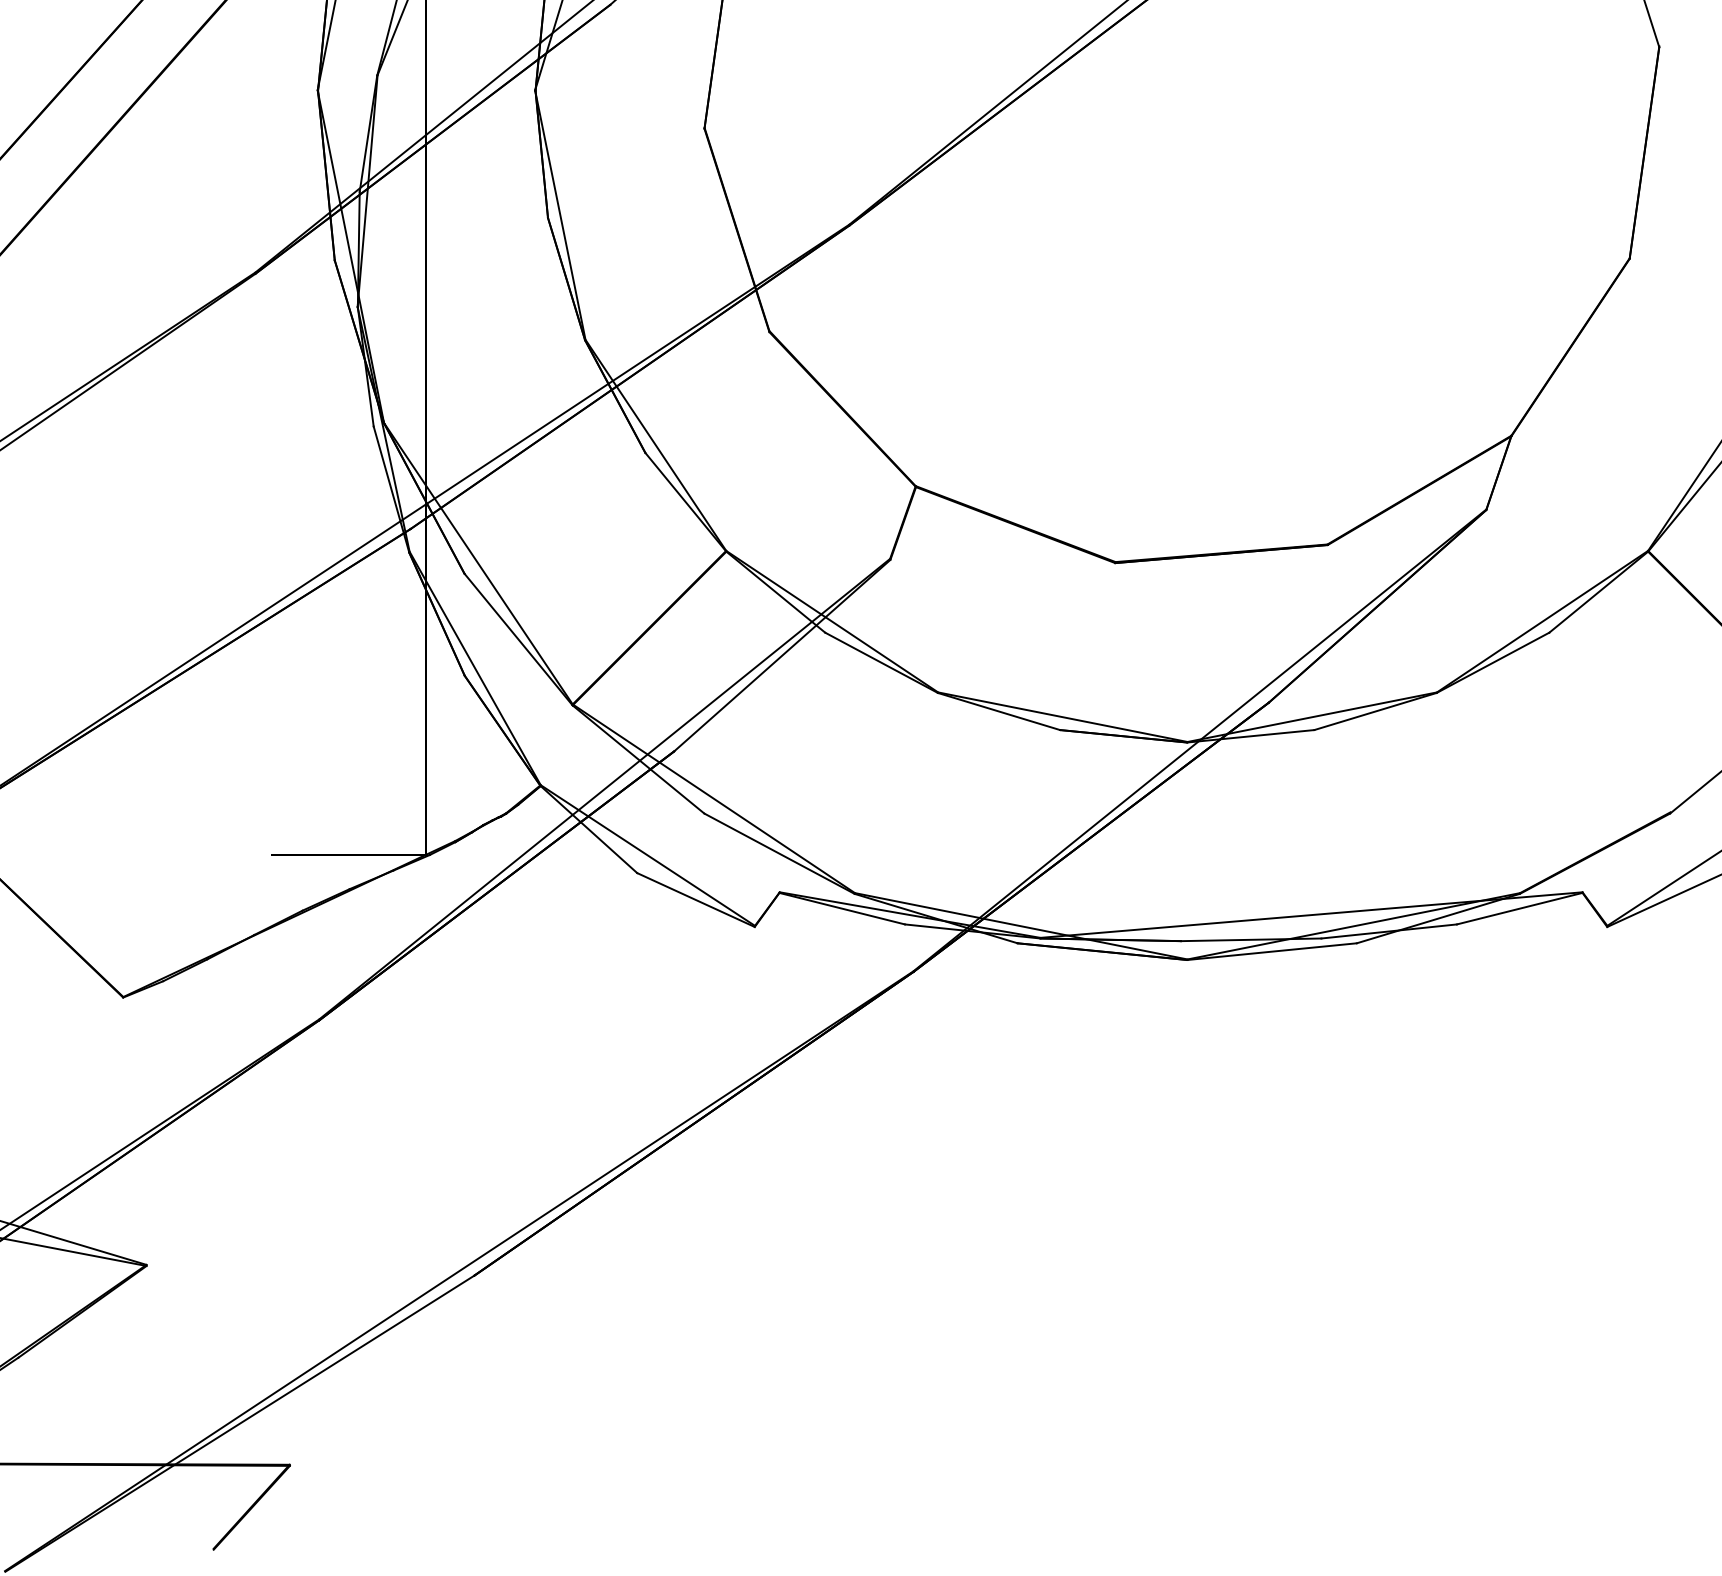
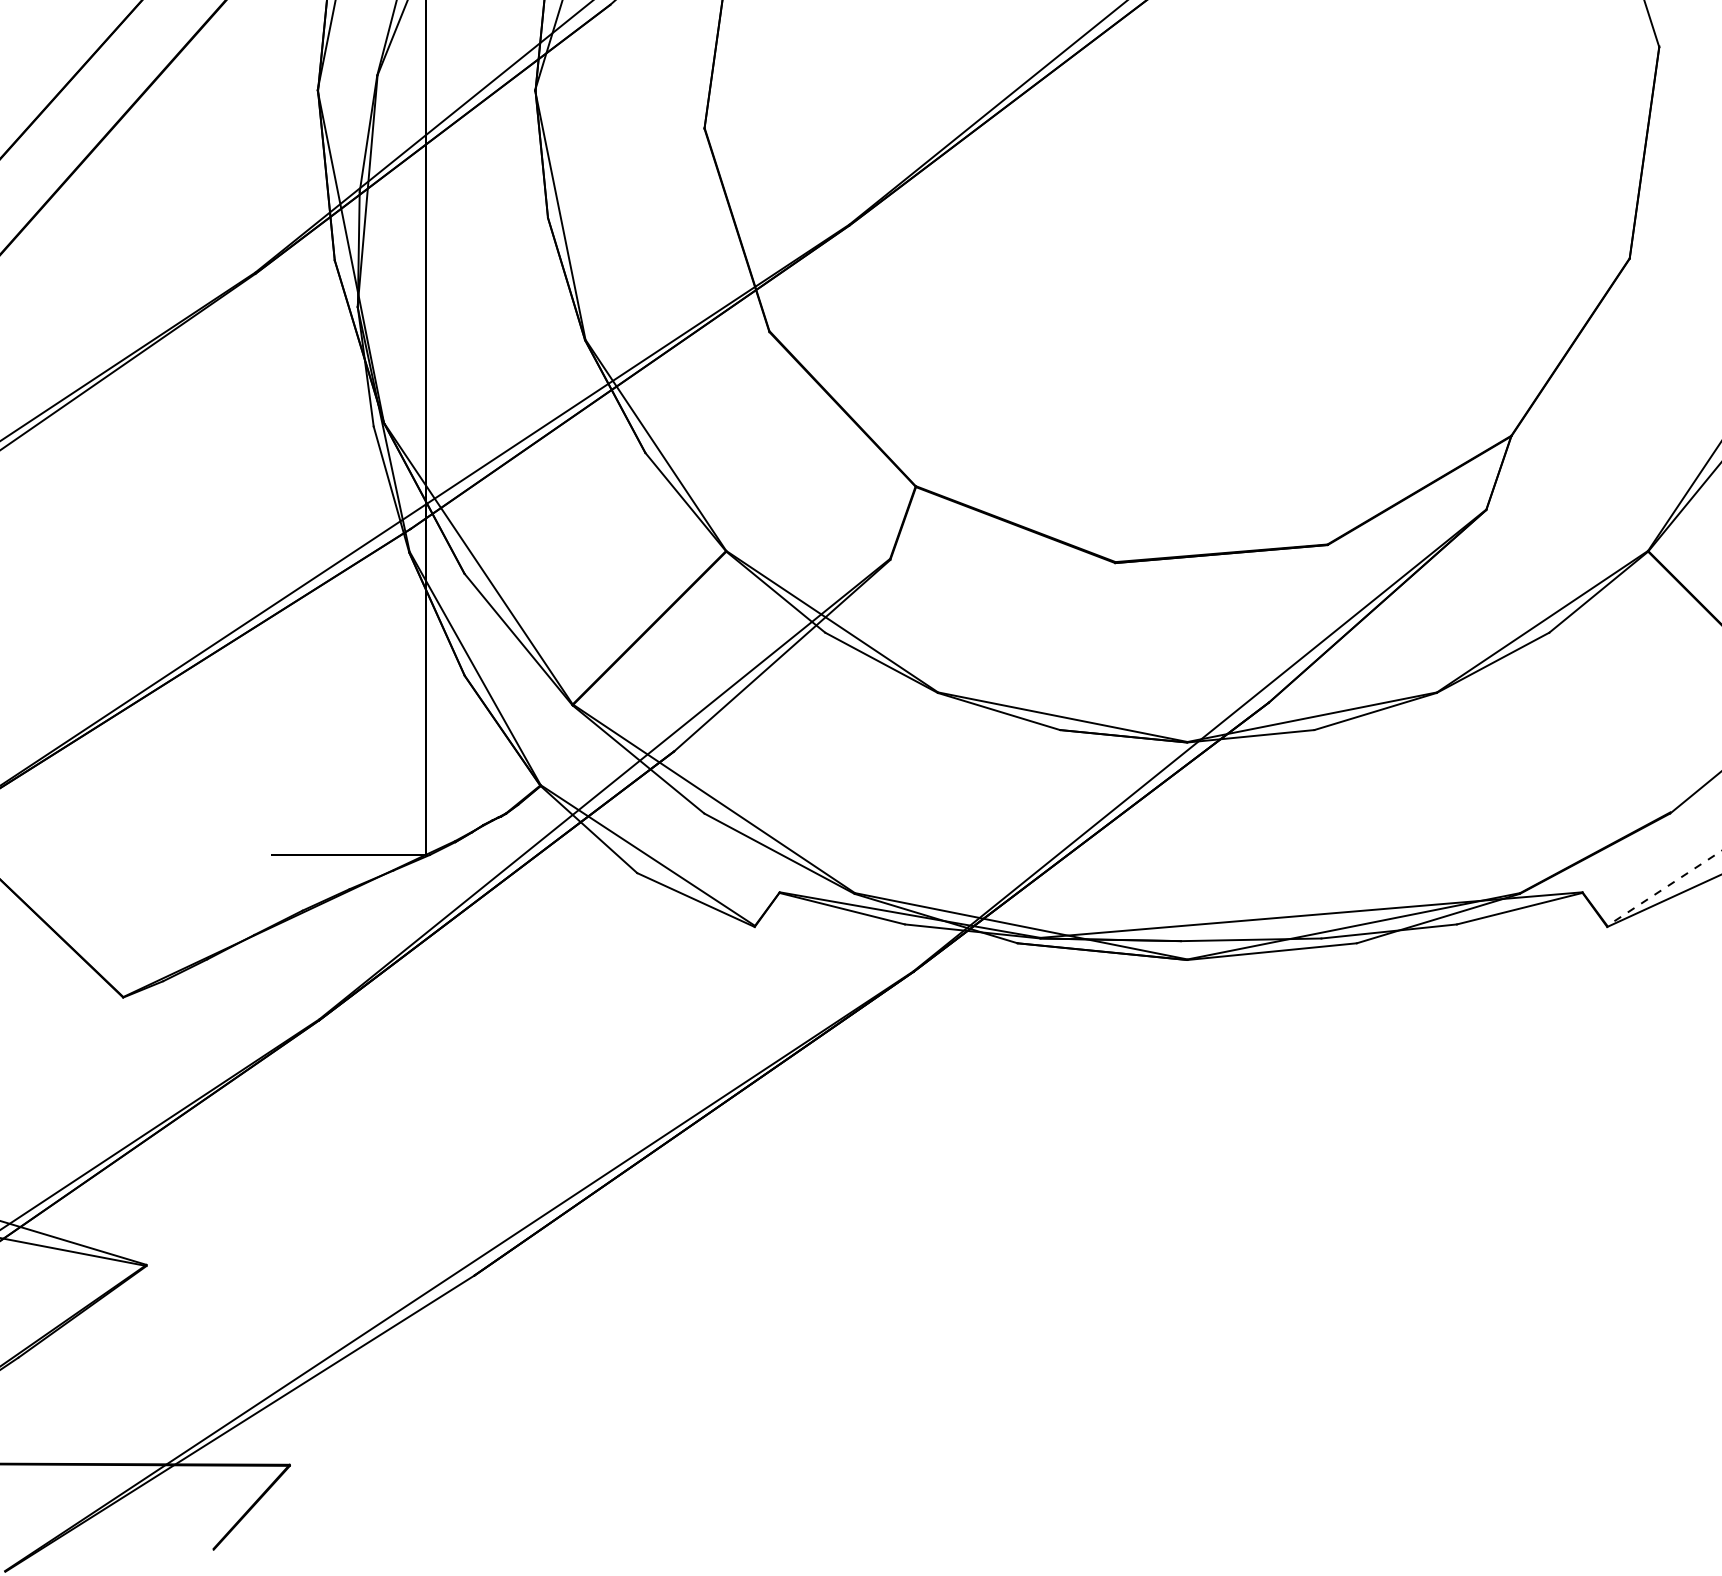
line: solid -> dashed (1664, 888)
